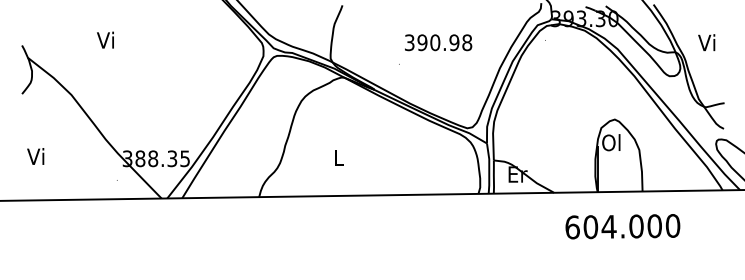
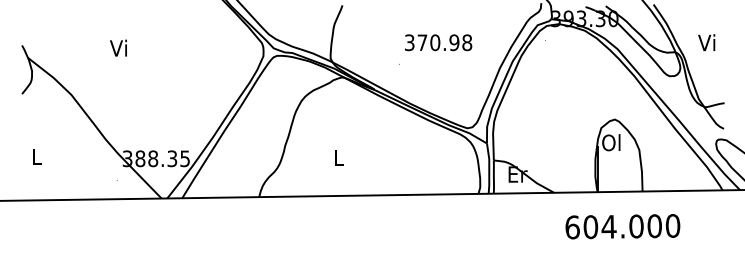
text position: (105, 39) -> (118, 47) (118, 47)
text: 390.98 -> 370.98 (422, 42)
text: Vi -> L (35, 156)
